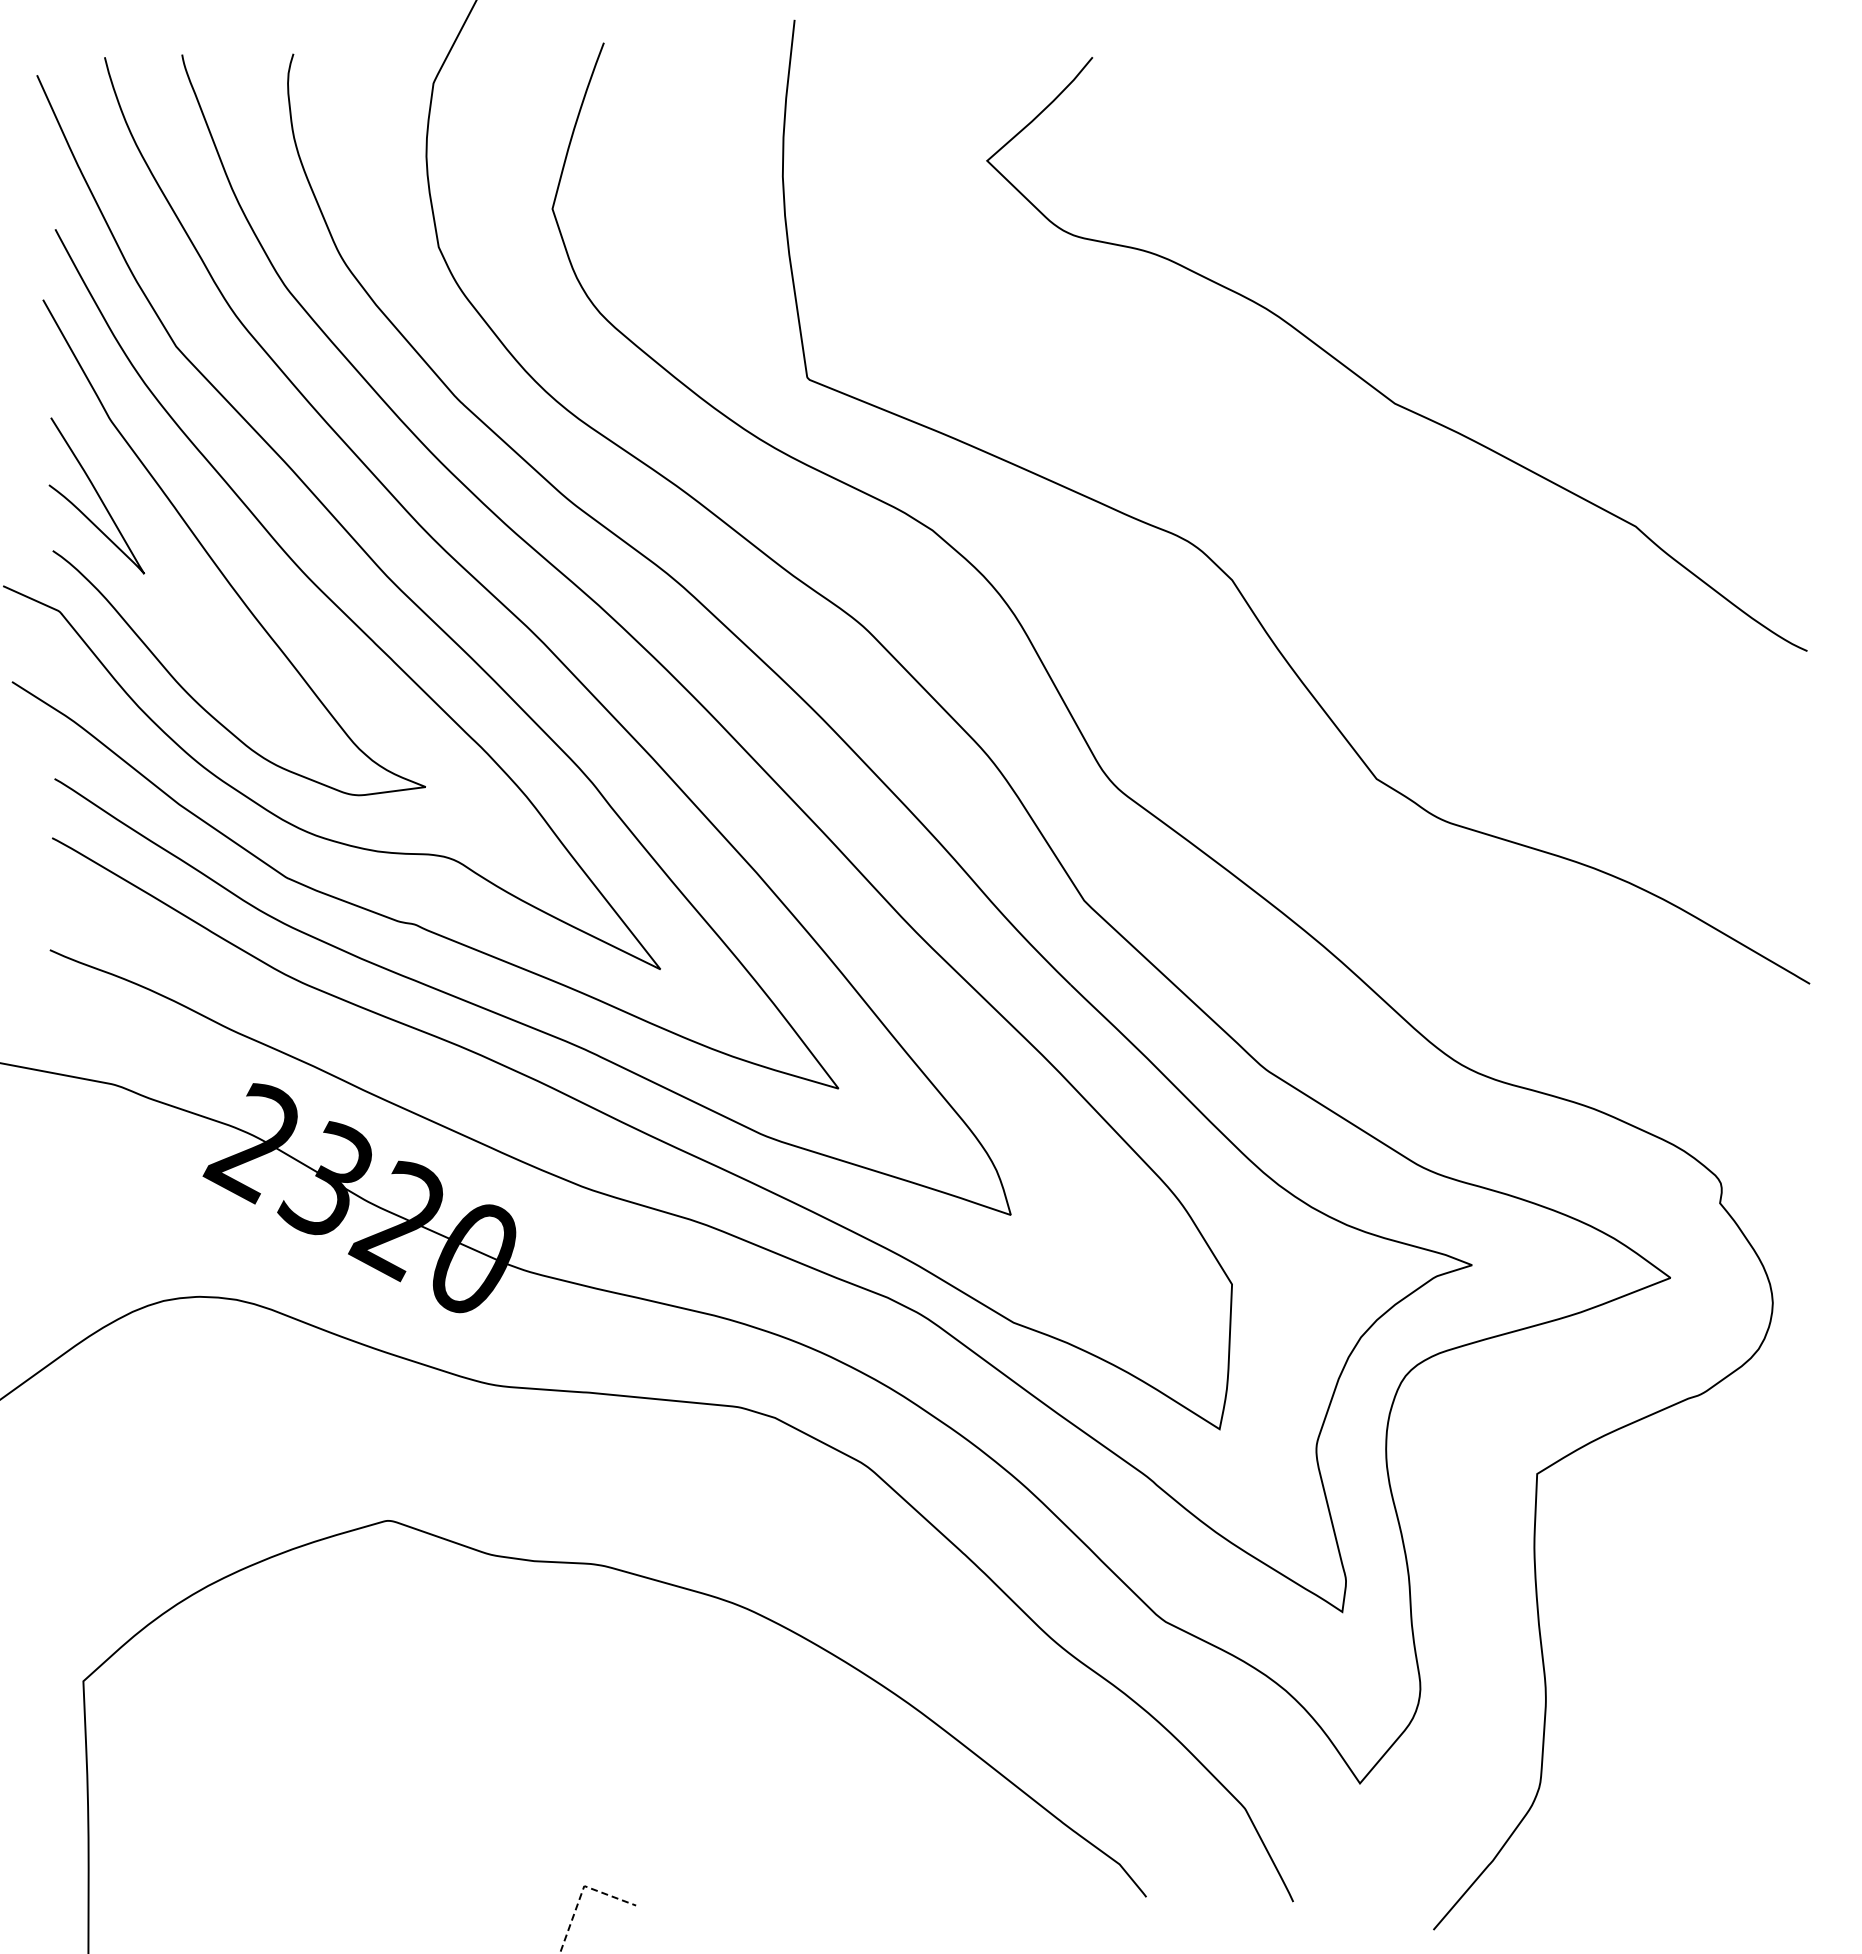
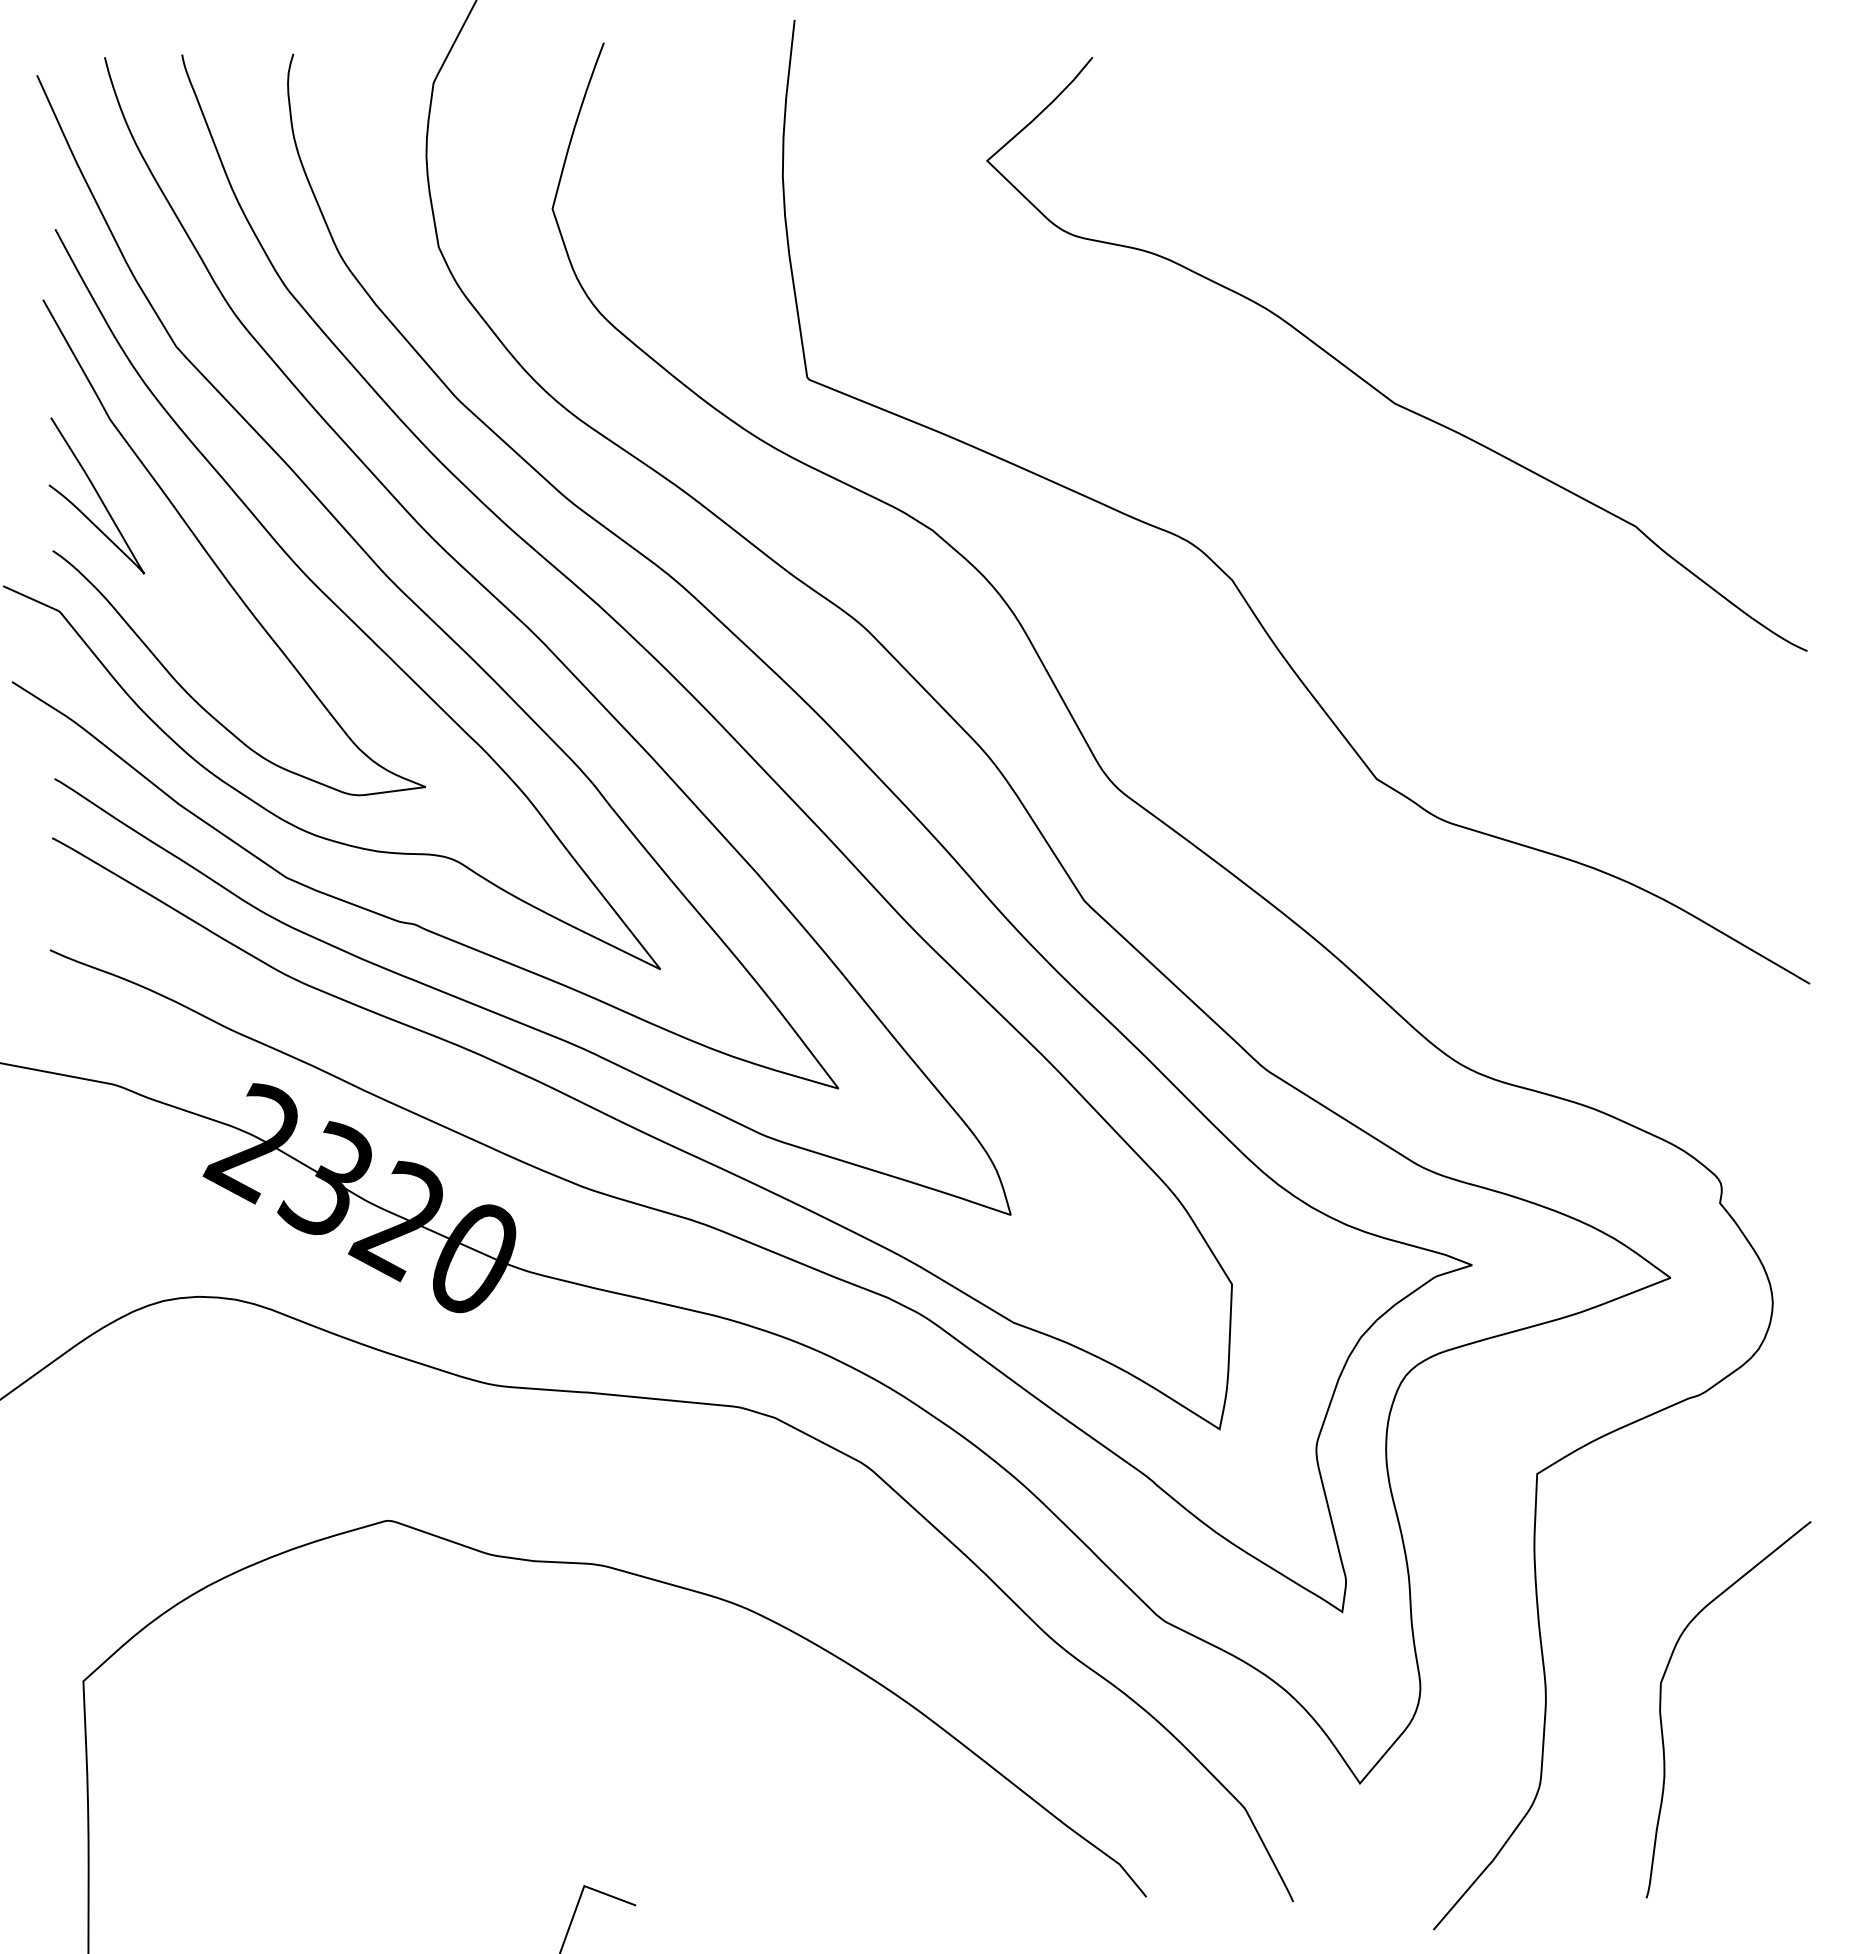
curve: none -> present (1661, 1707)
line: dashed -> solid (581, 1892)
